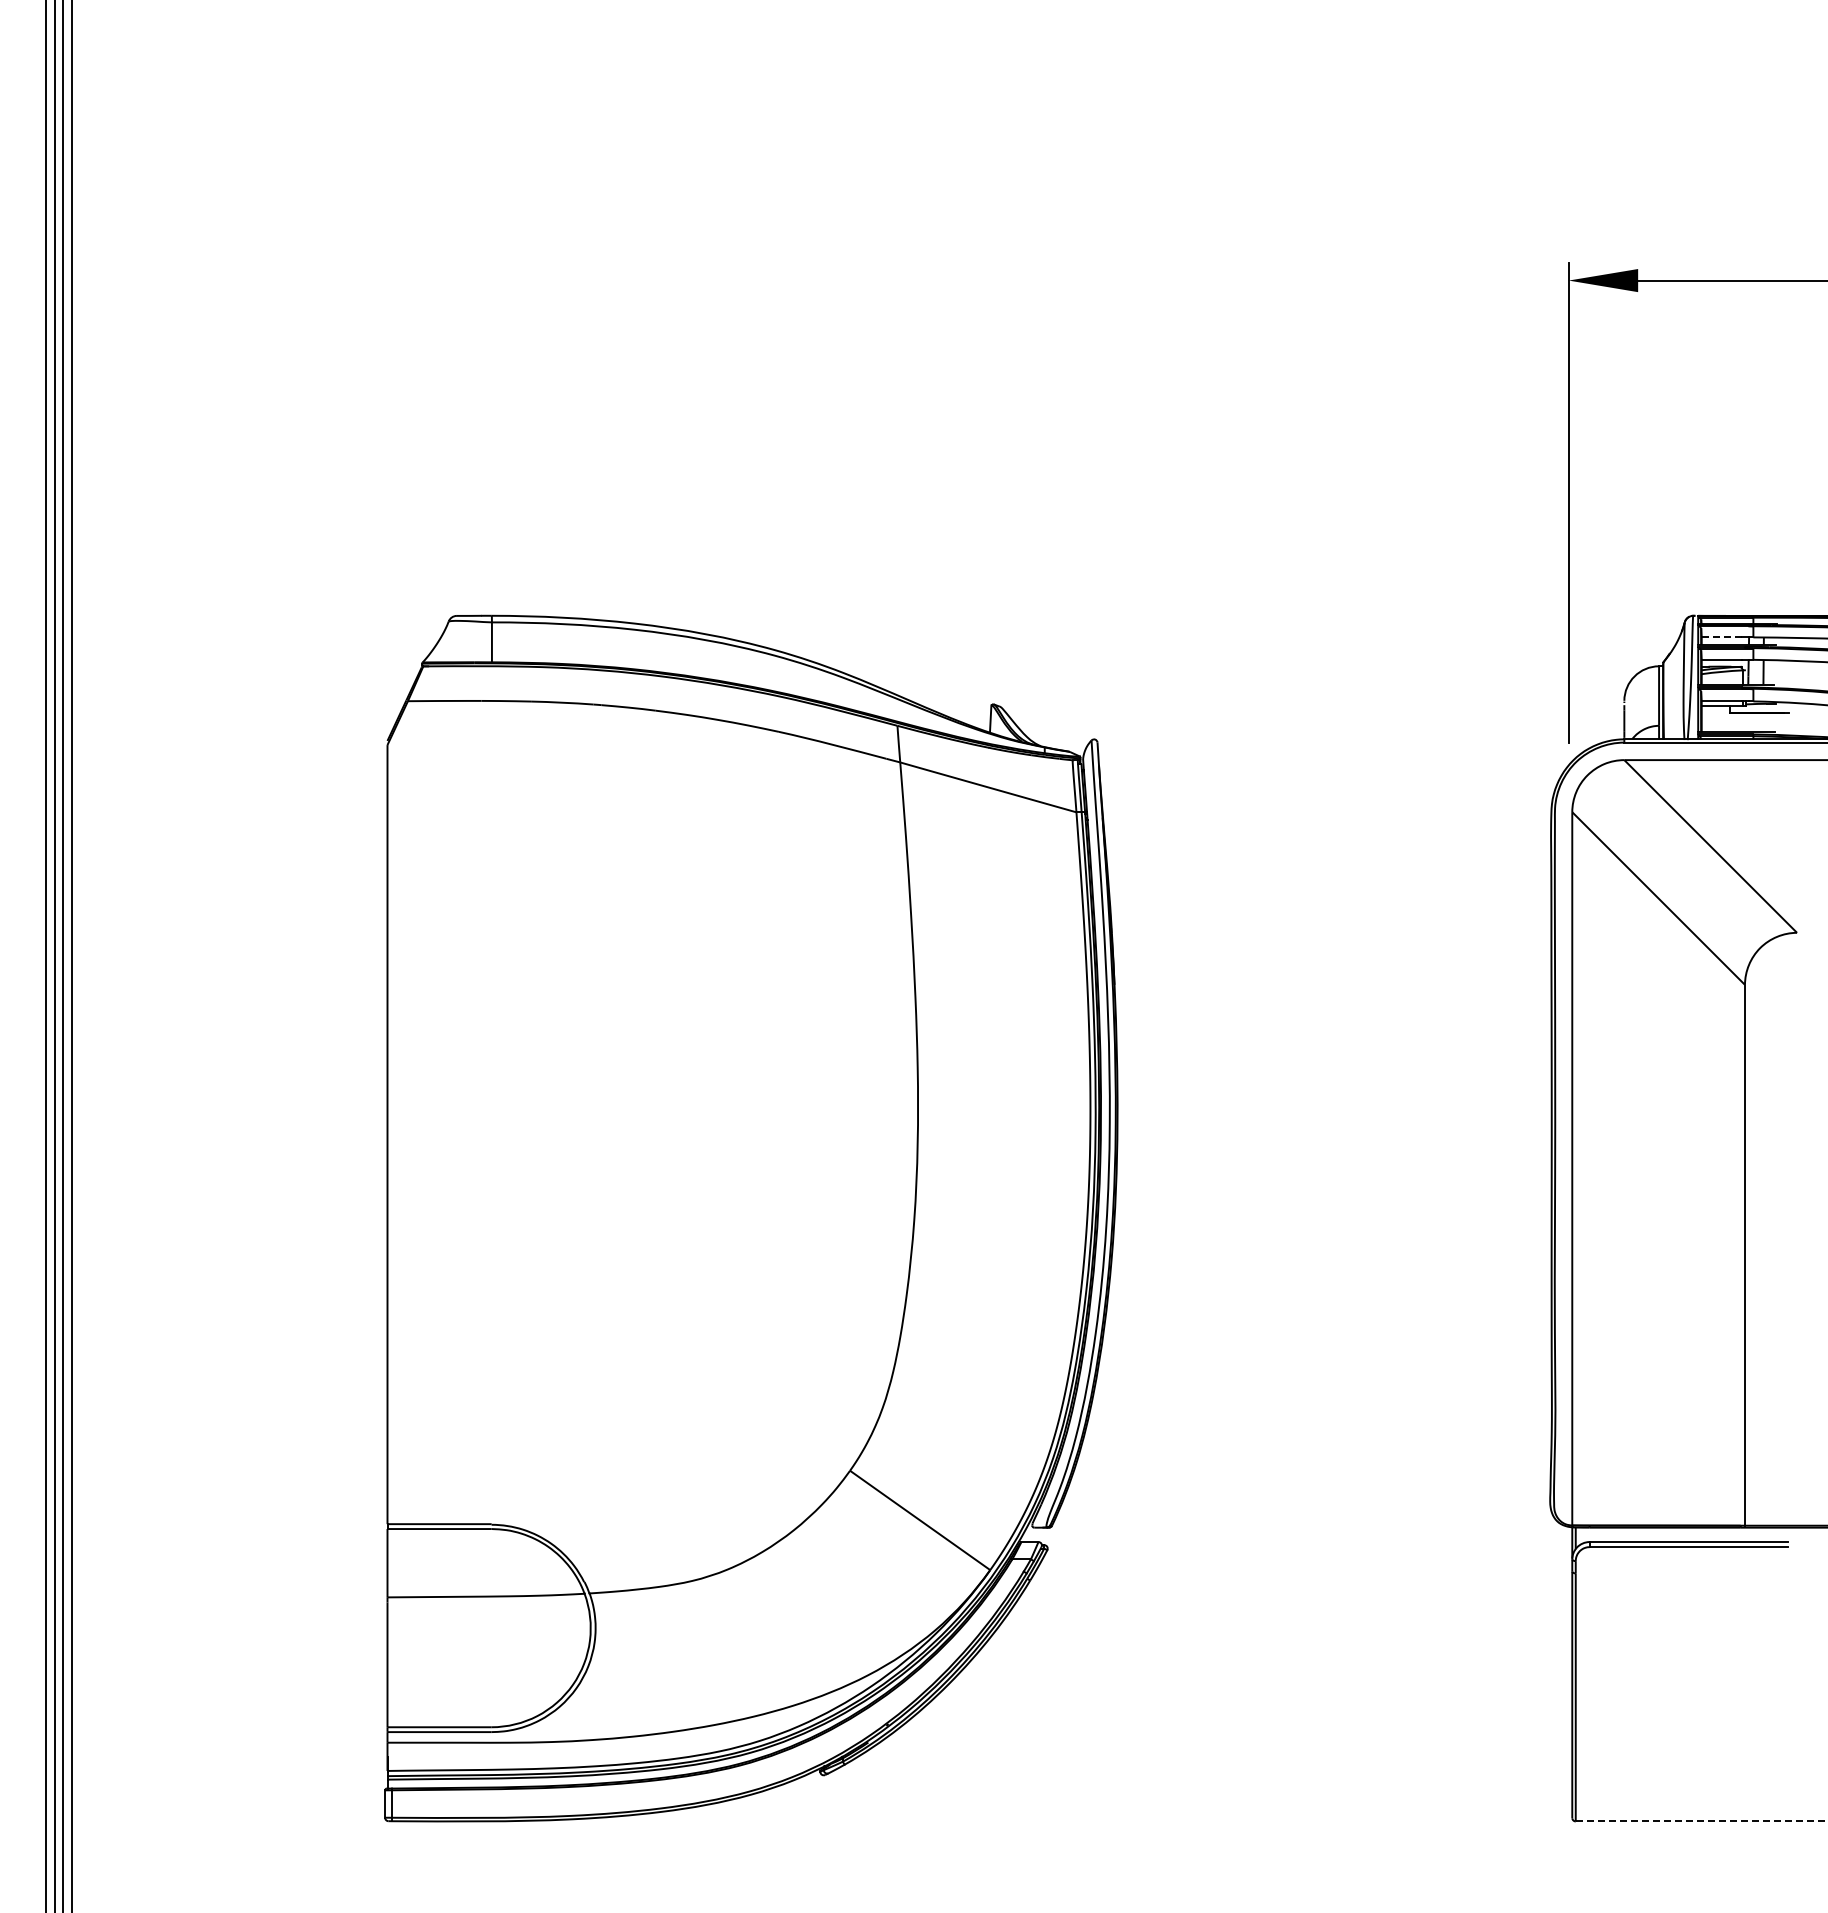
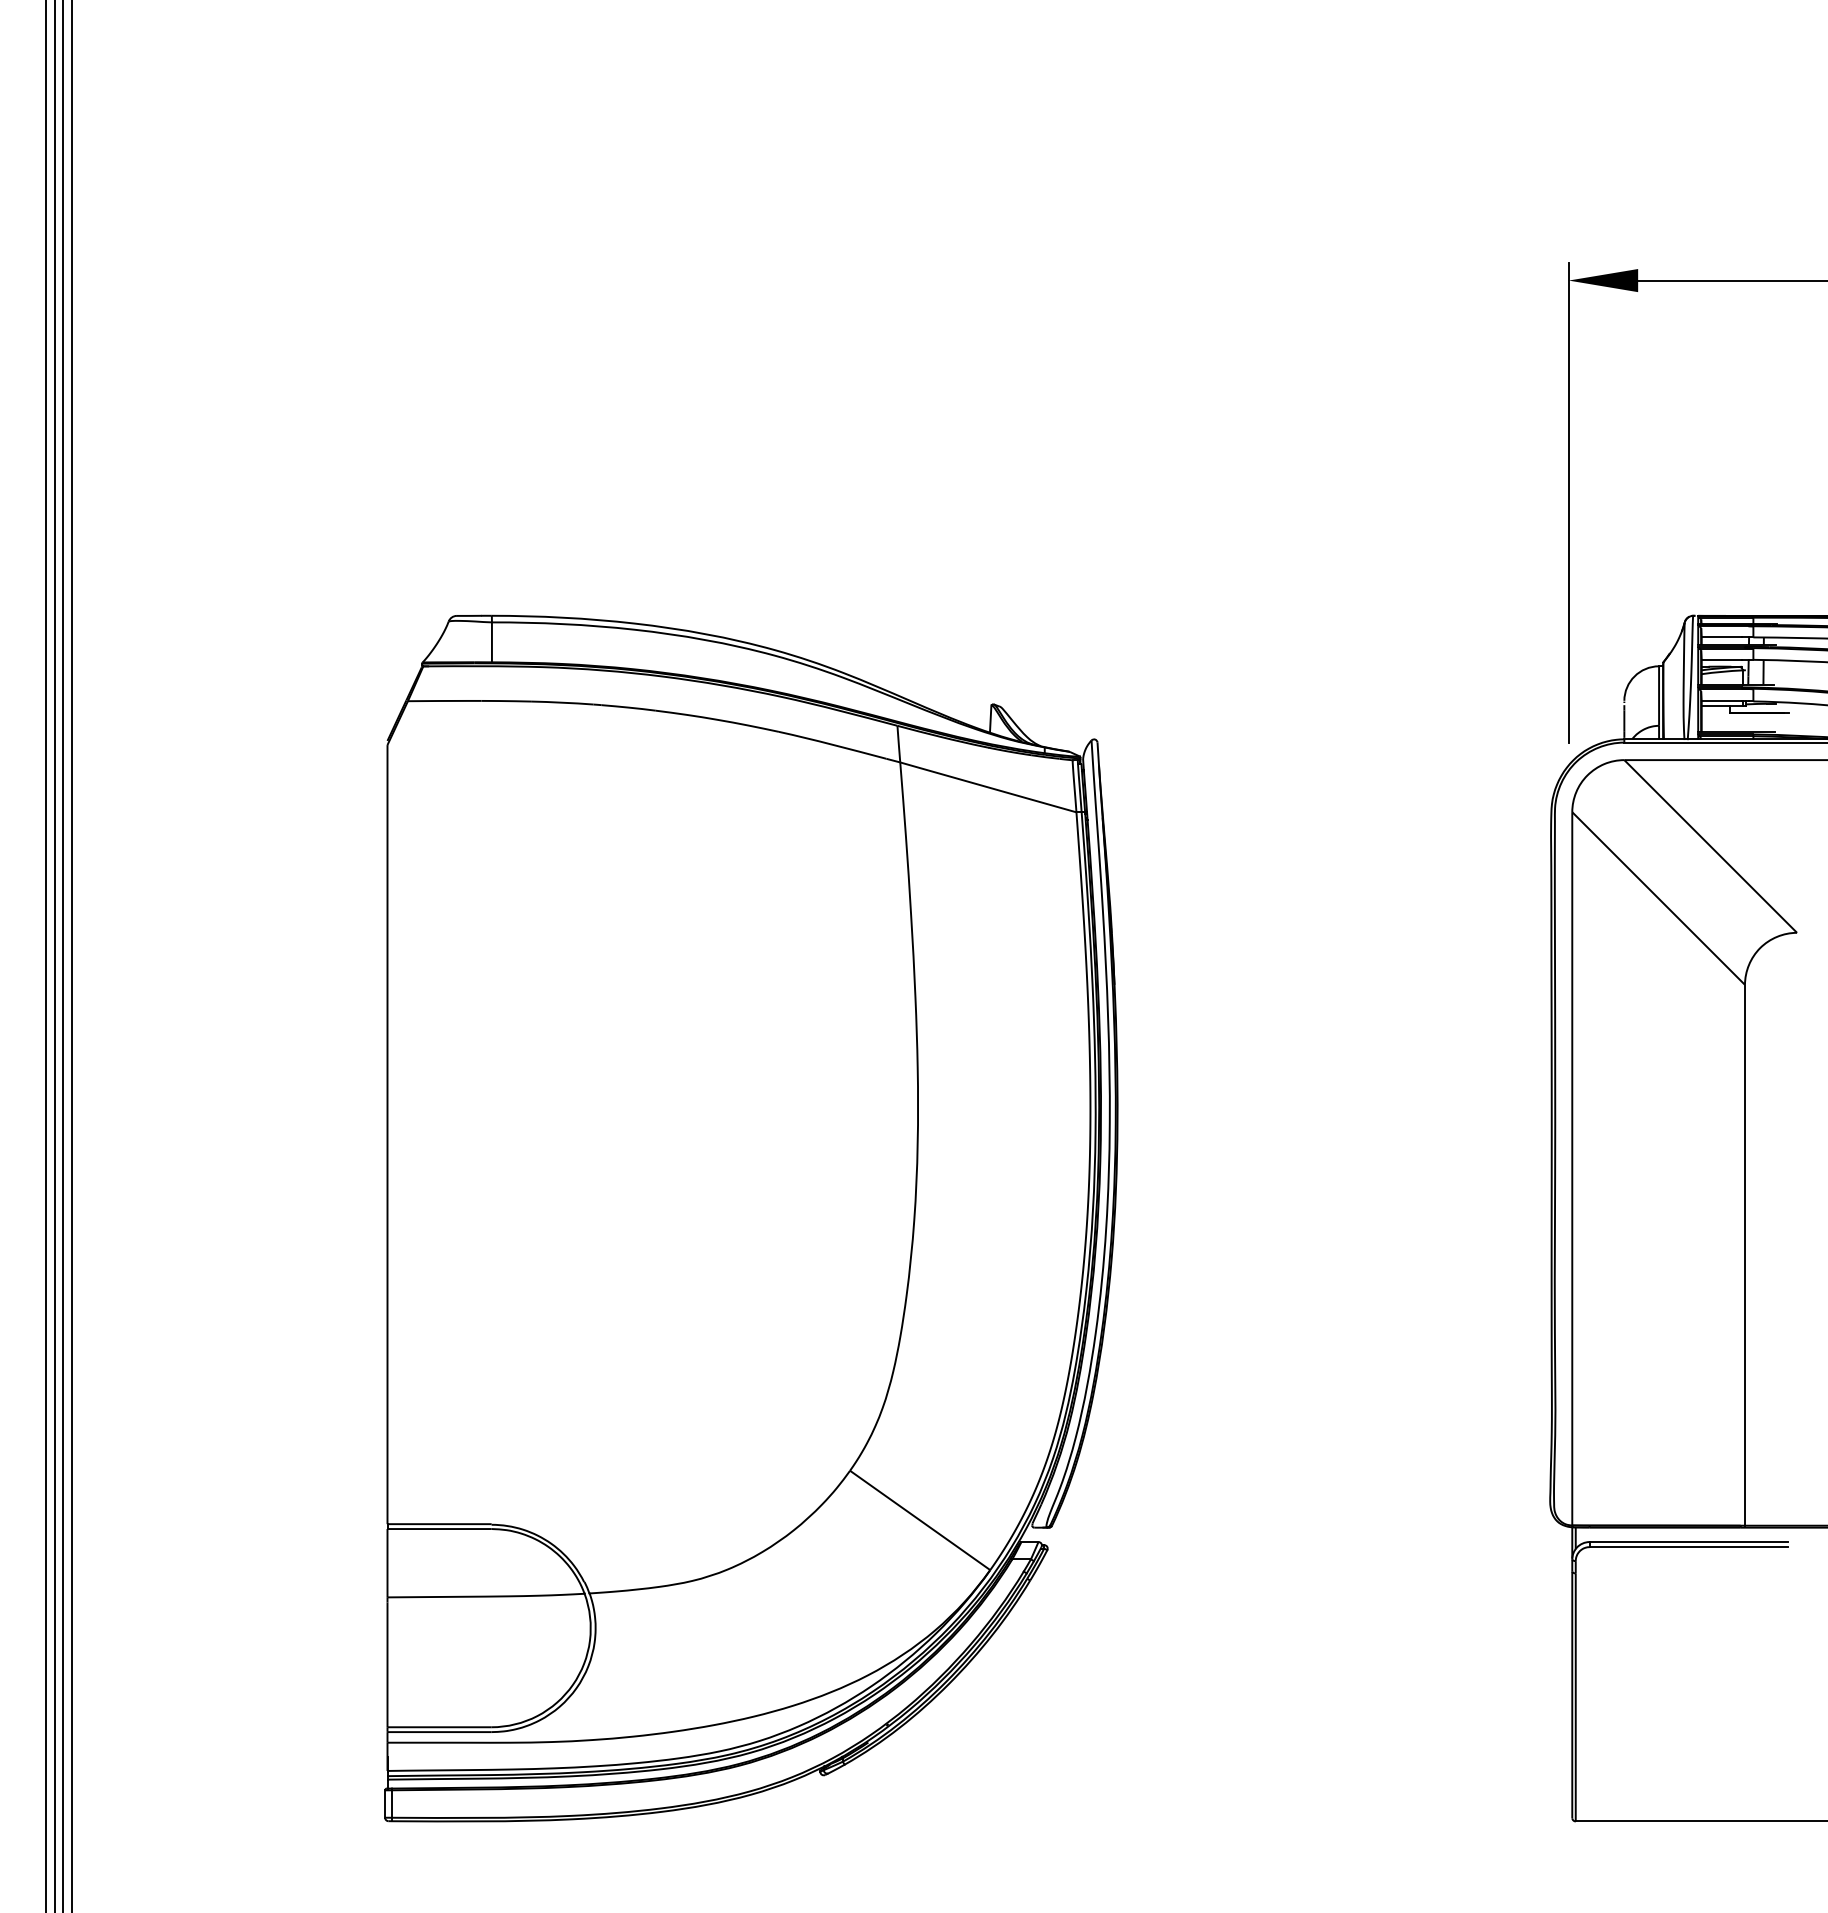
line: dashed -> solid (1721, 637)
line: dashed -> solid (1701, 1821)
